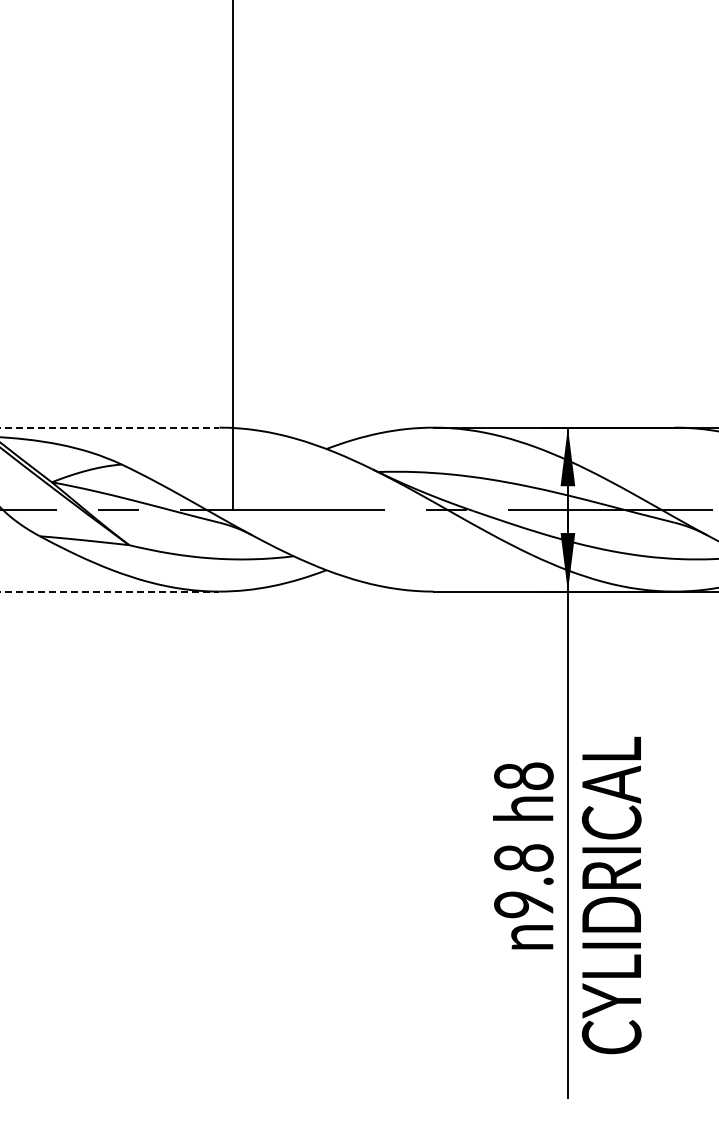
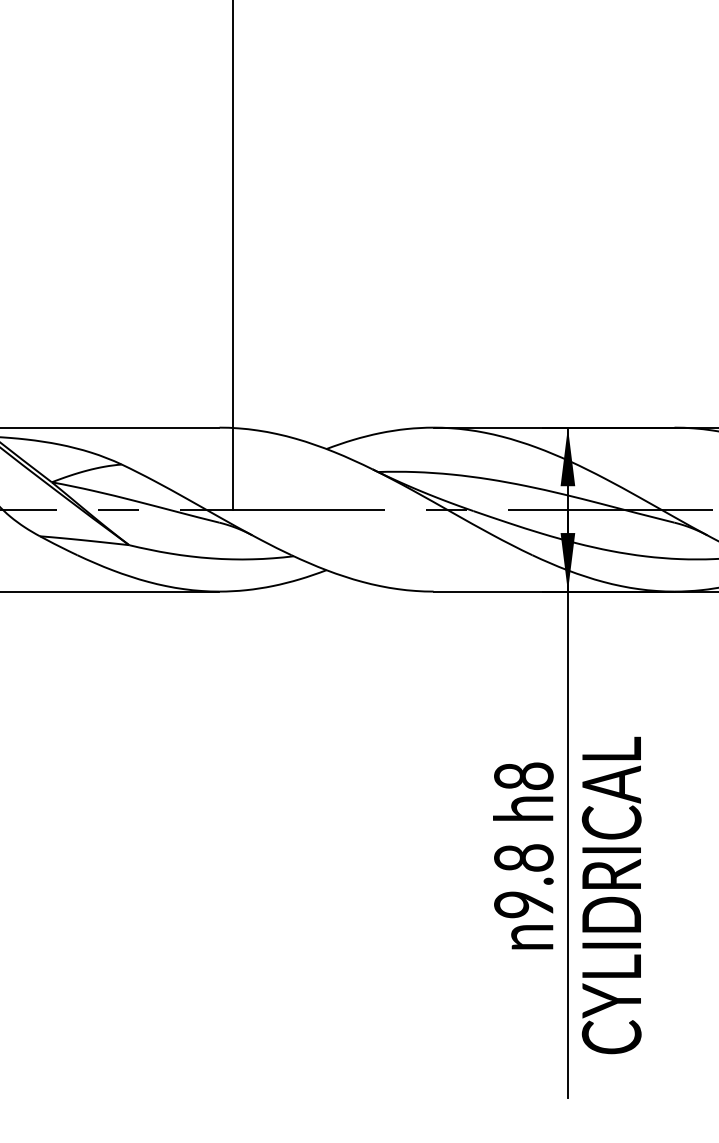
line: dashed -> solid (110, 427)
line: dashed -> solid (110, 591)
